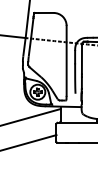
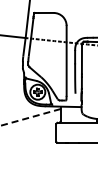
line: solid -> dashed (30, 117)
line: present -> none (29, 142)
